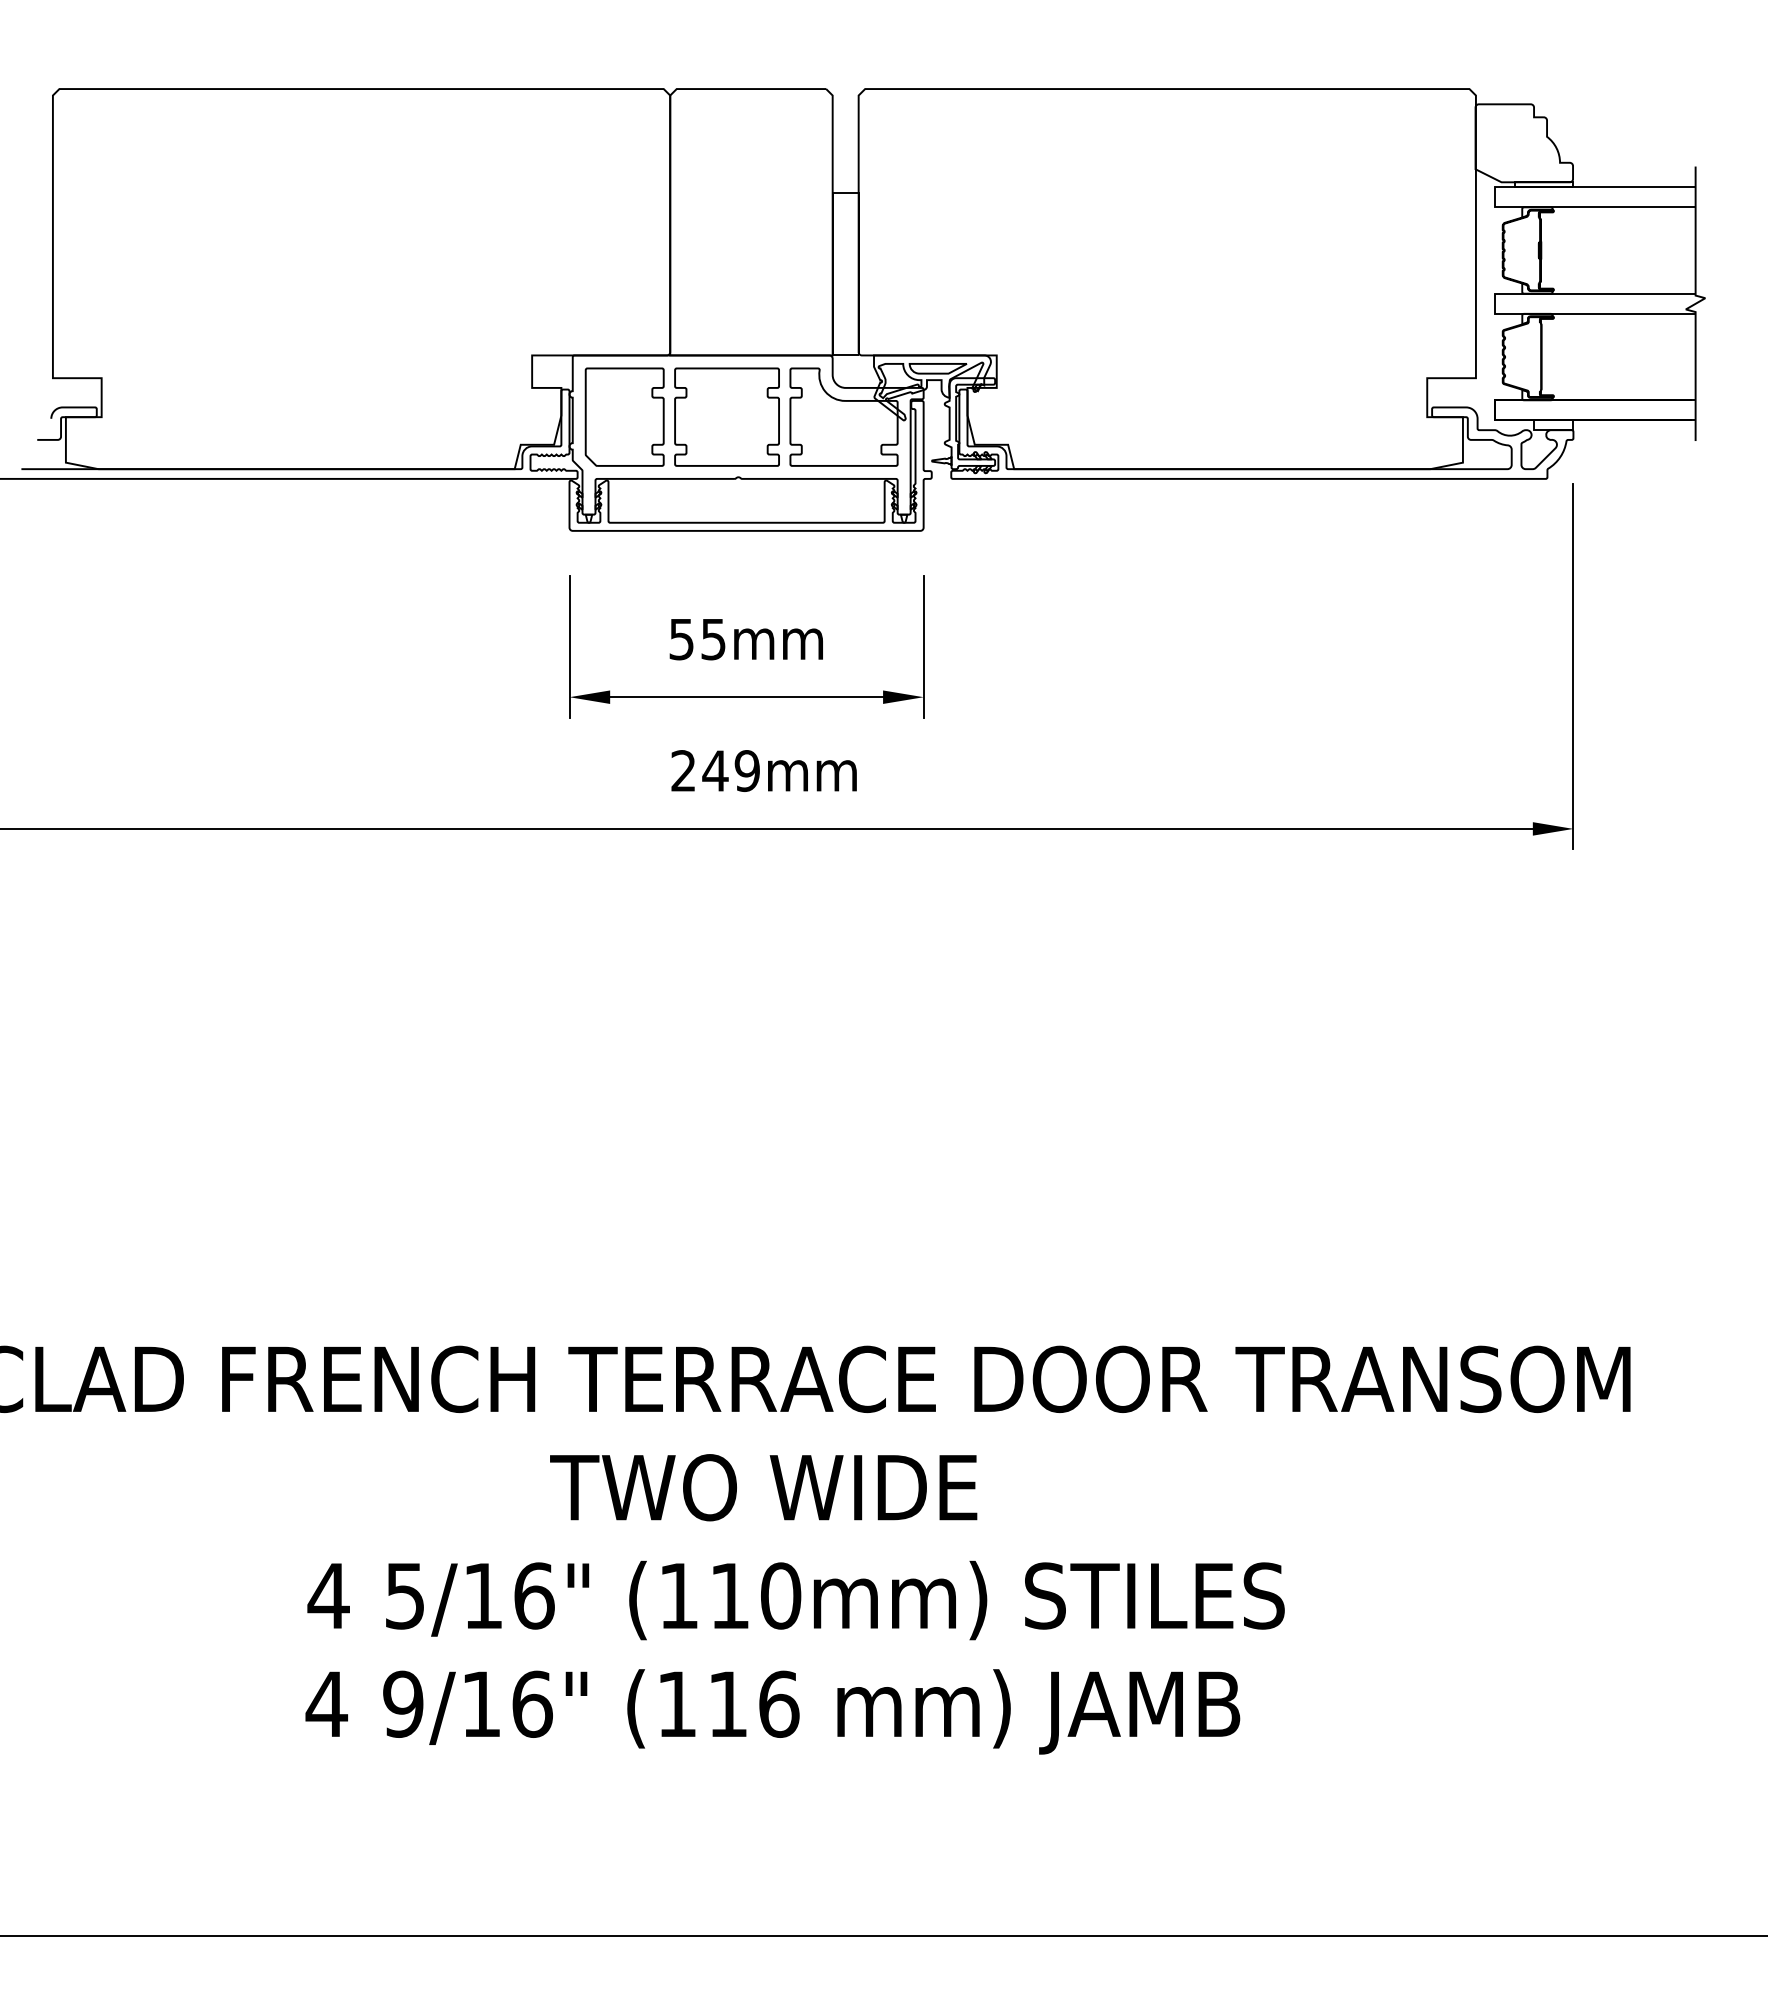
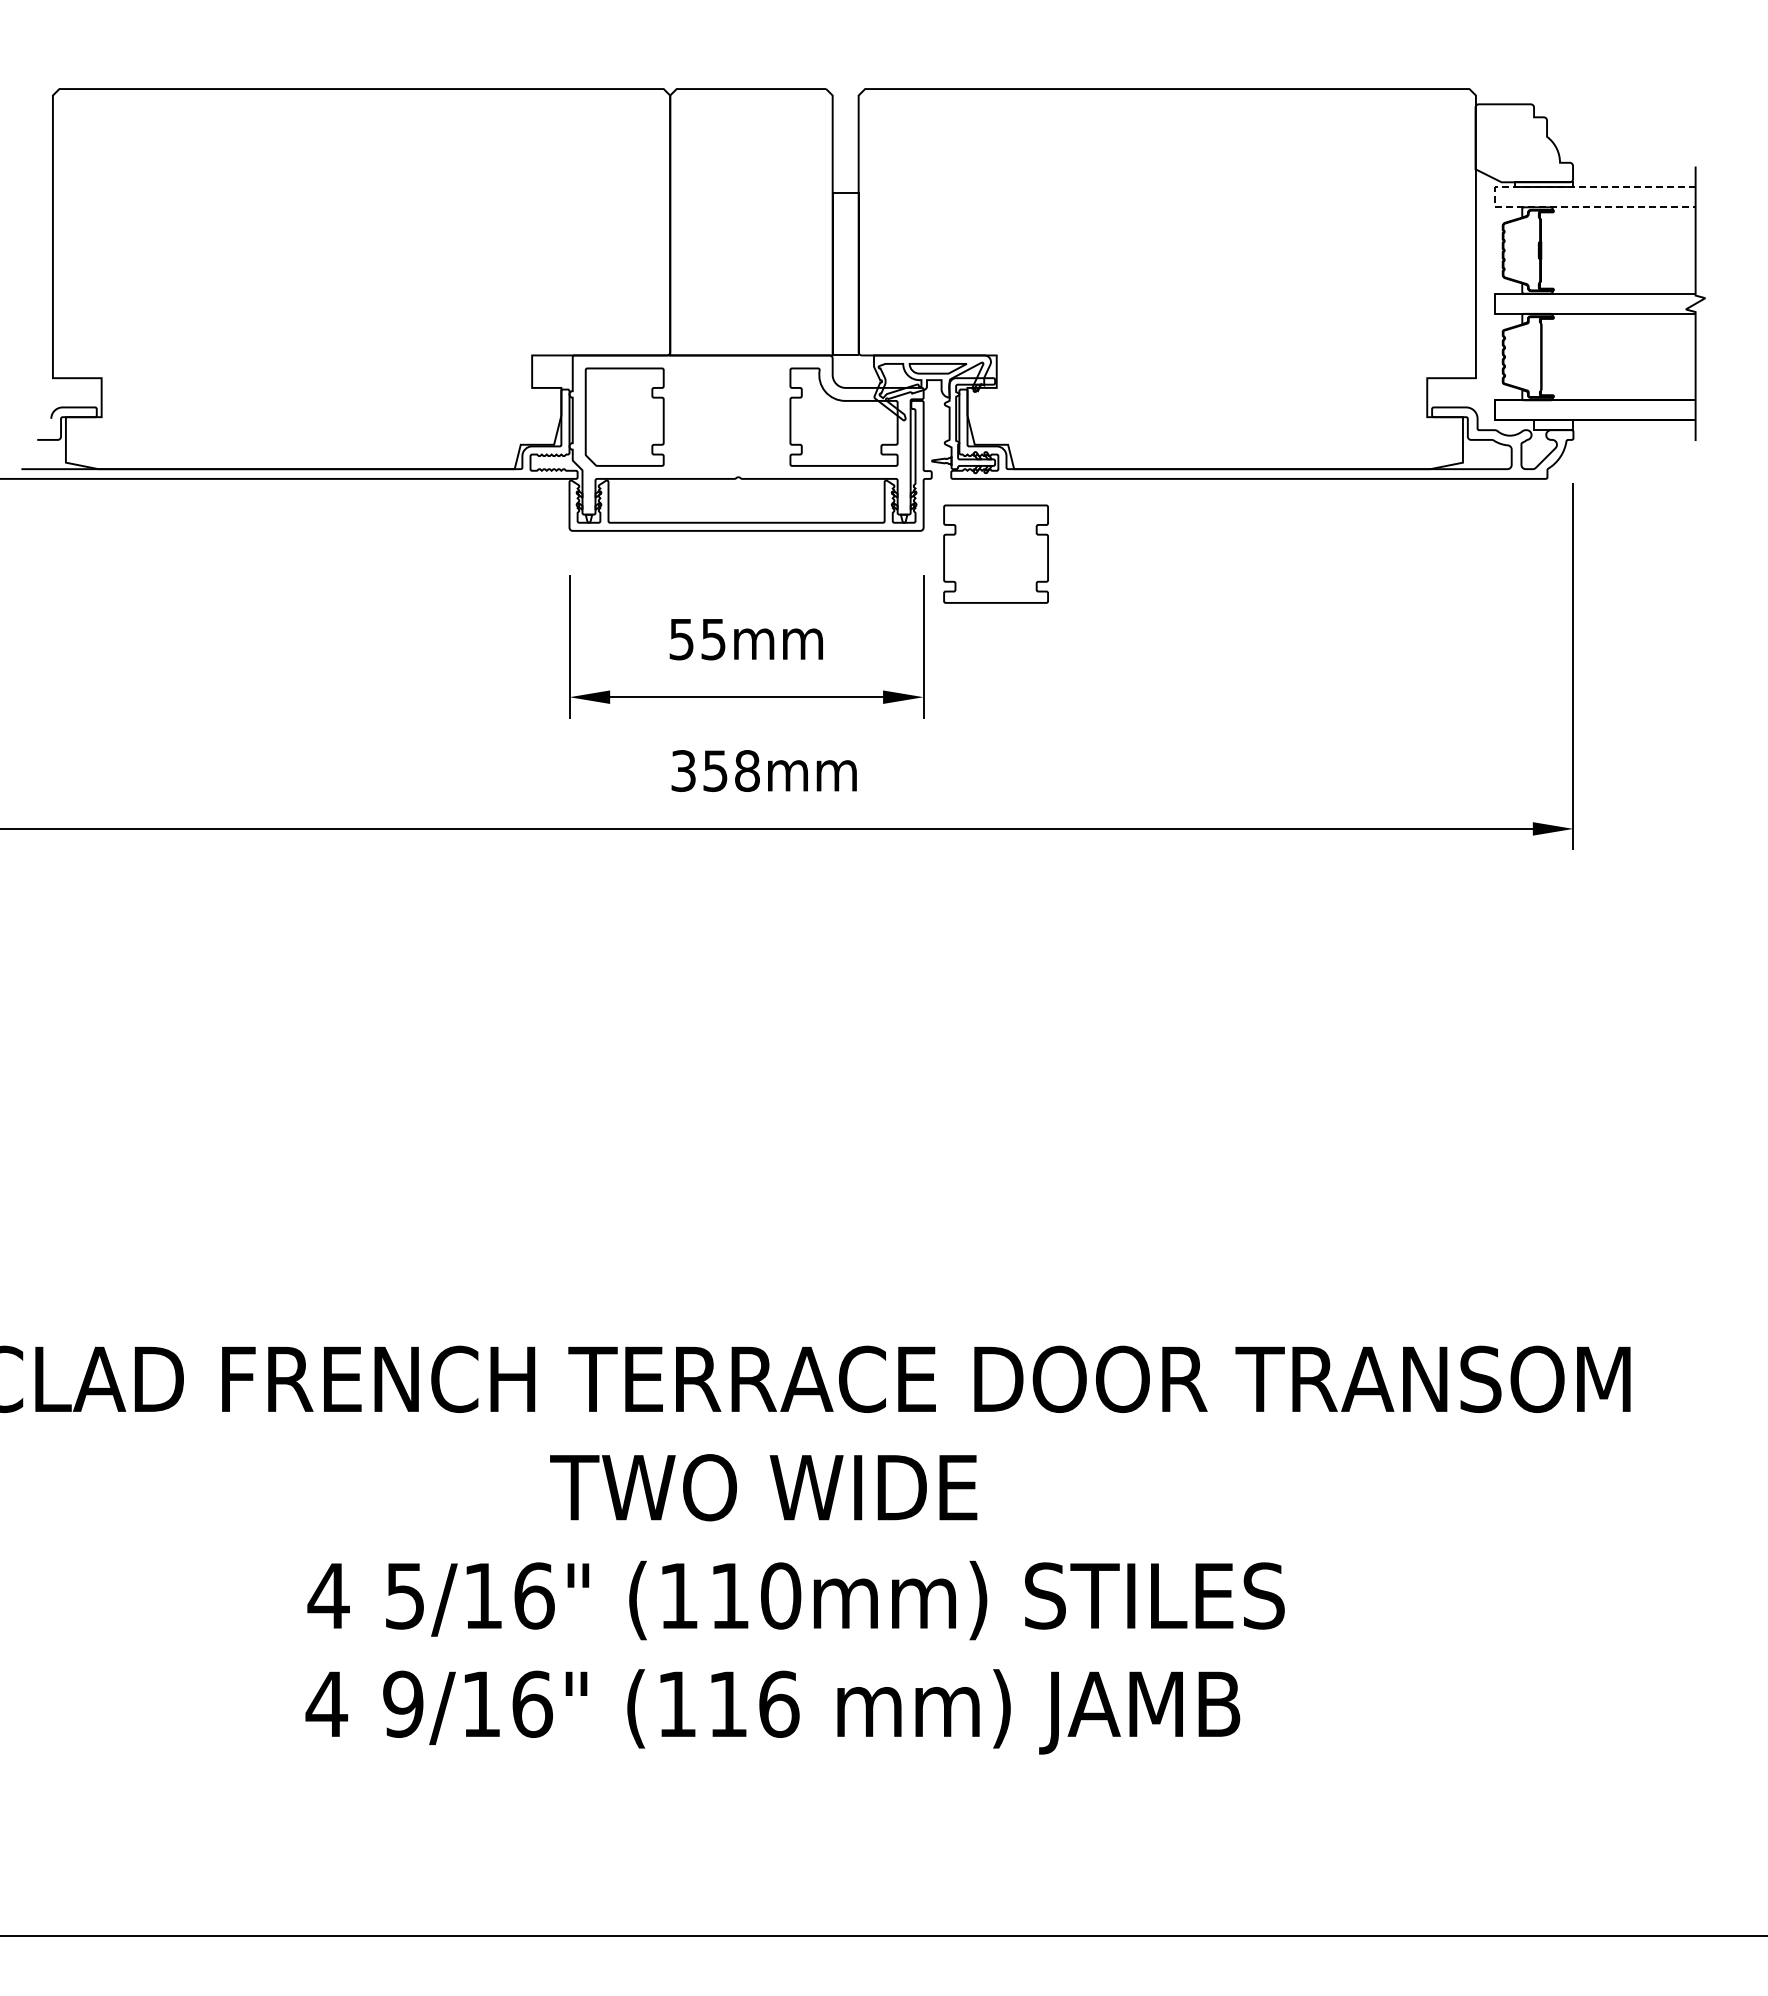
line: solid -> dashed (1495, 197)
part position: (726, 416) -> (995, 553) (995, 553)
text: 249mm -> 358mm (715, 771)
